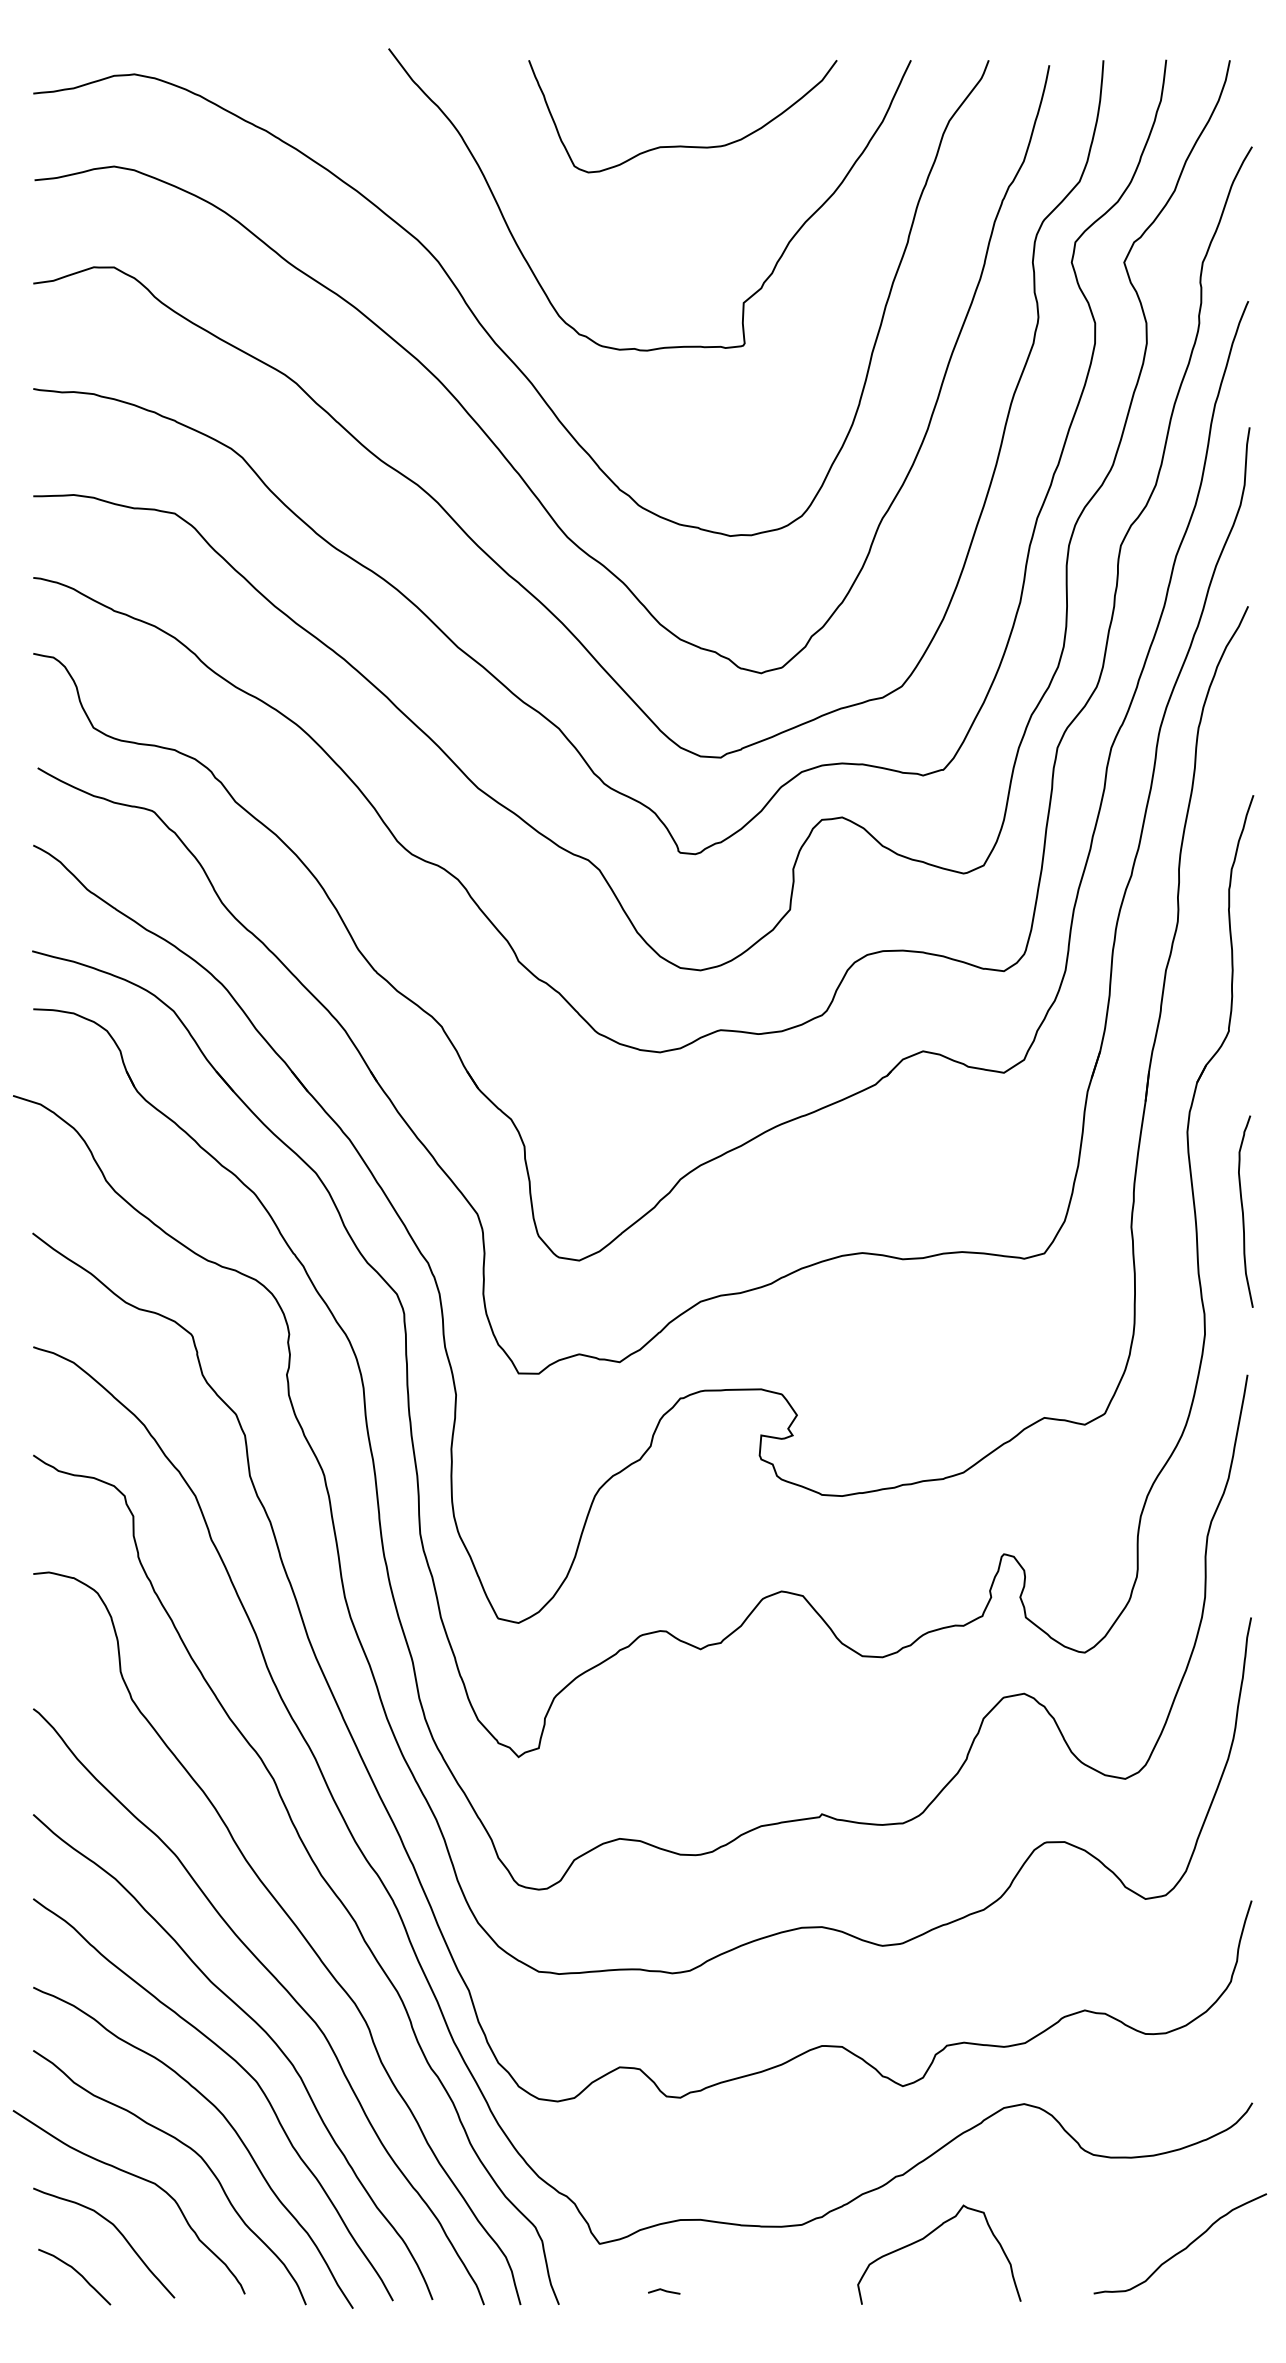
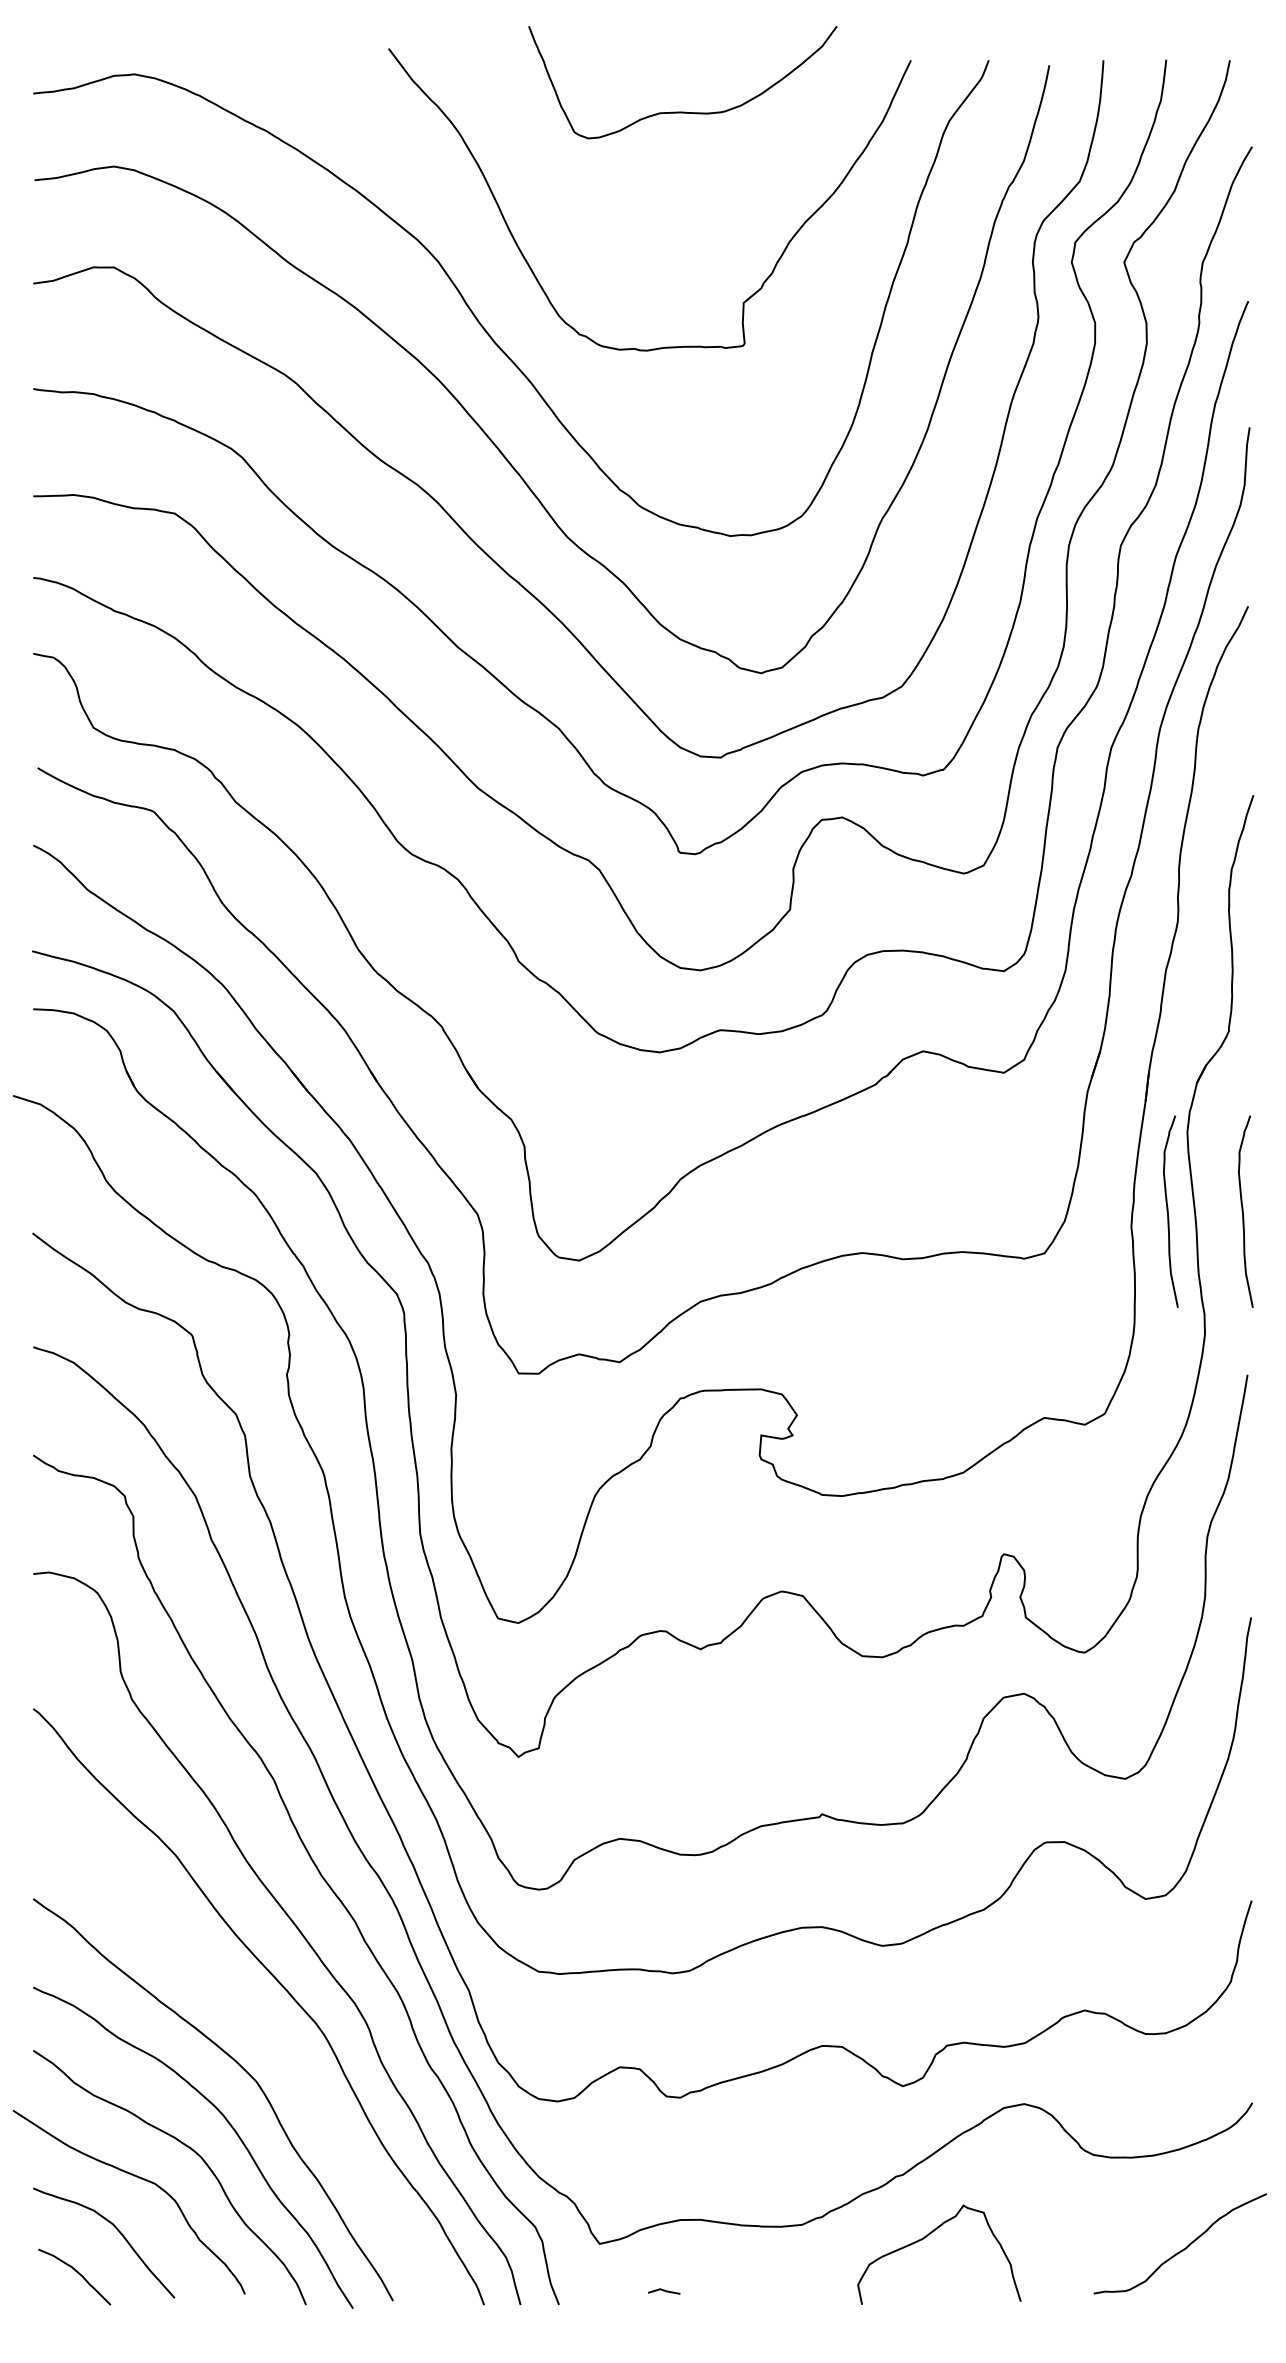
curve position: (682, 145) -> (682, 111) (682, 111)
curve: none -> present (1168, 1211)
curve: present -> none (260, 2028)
